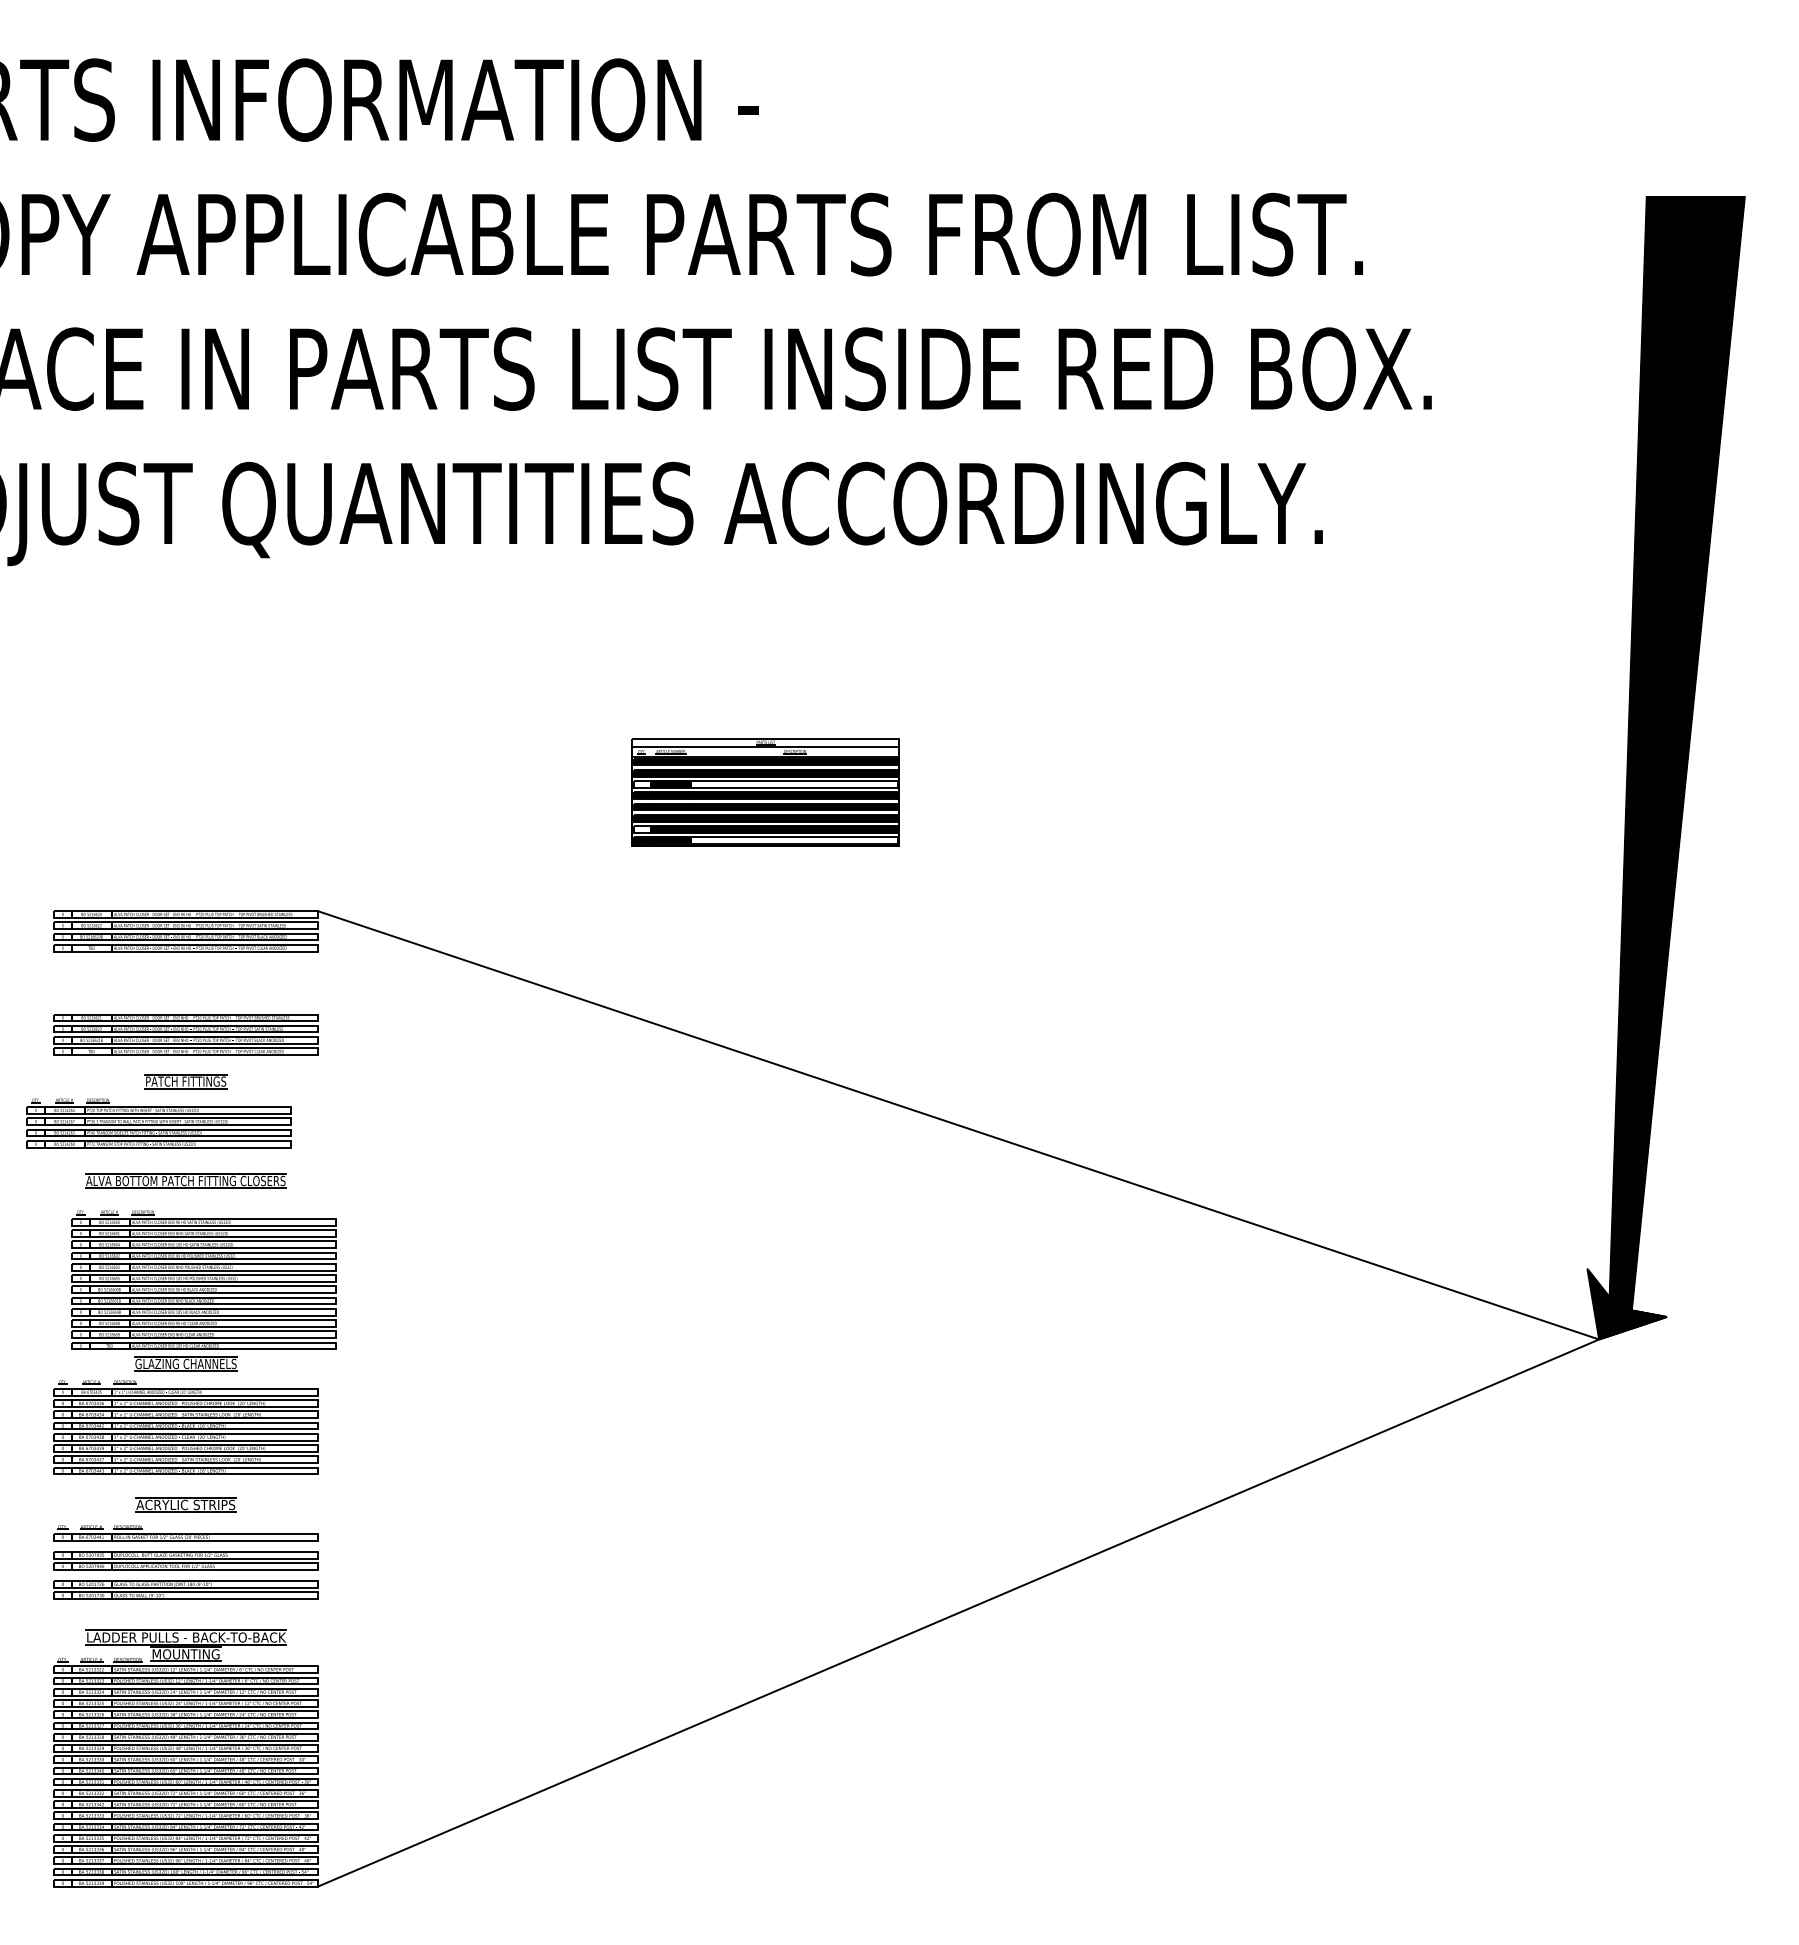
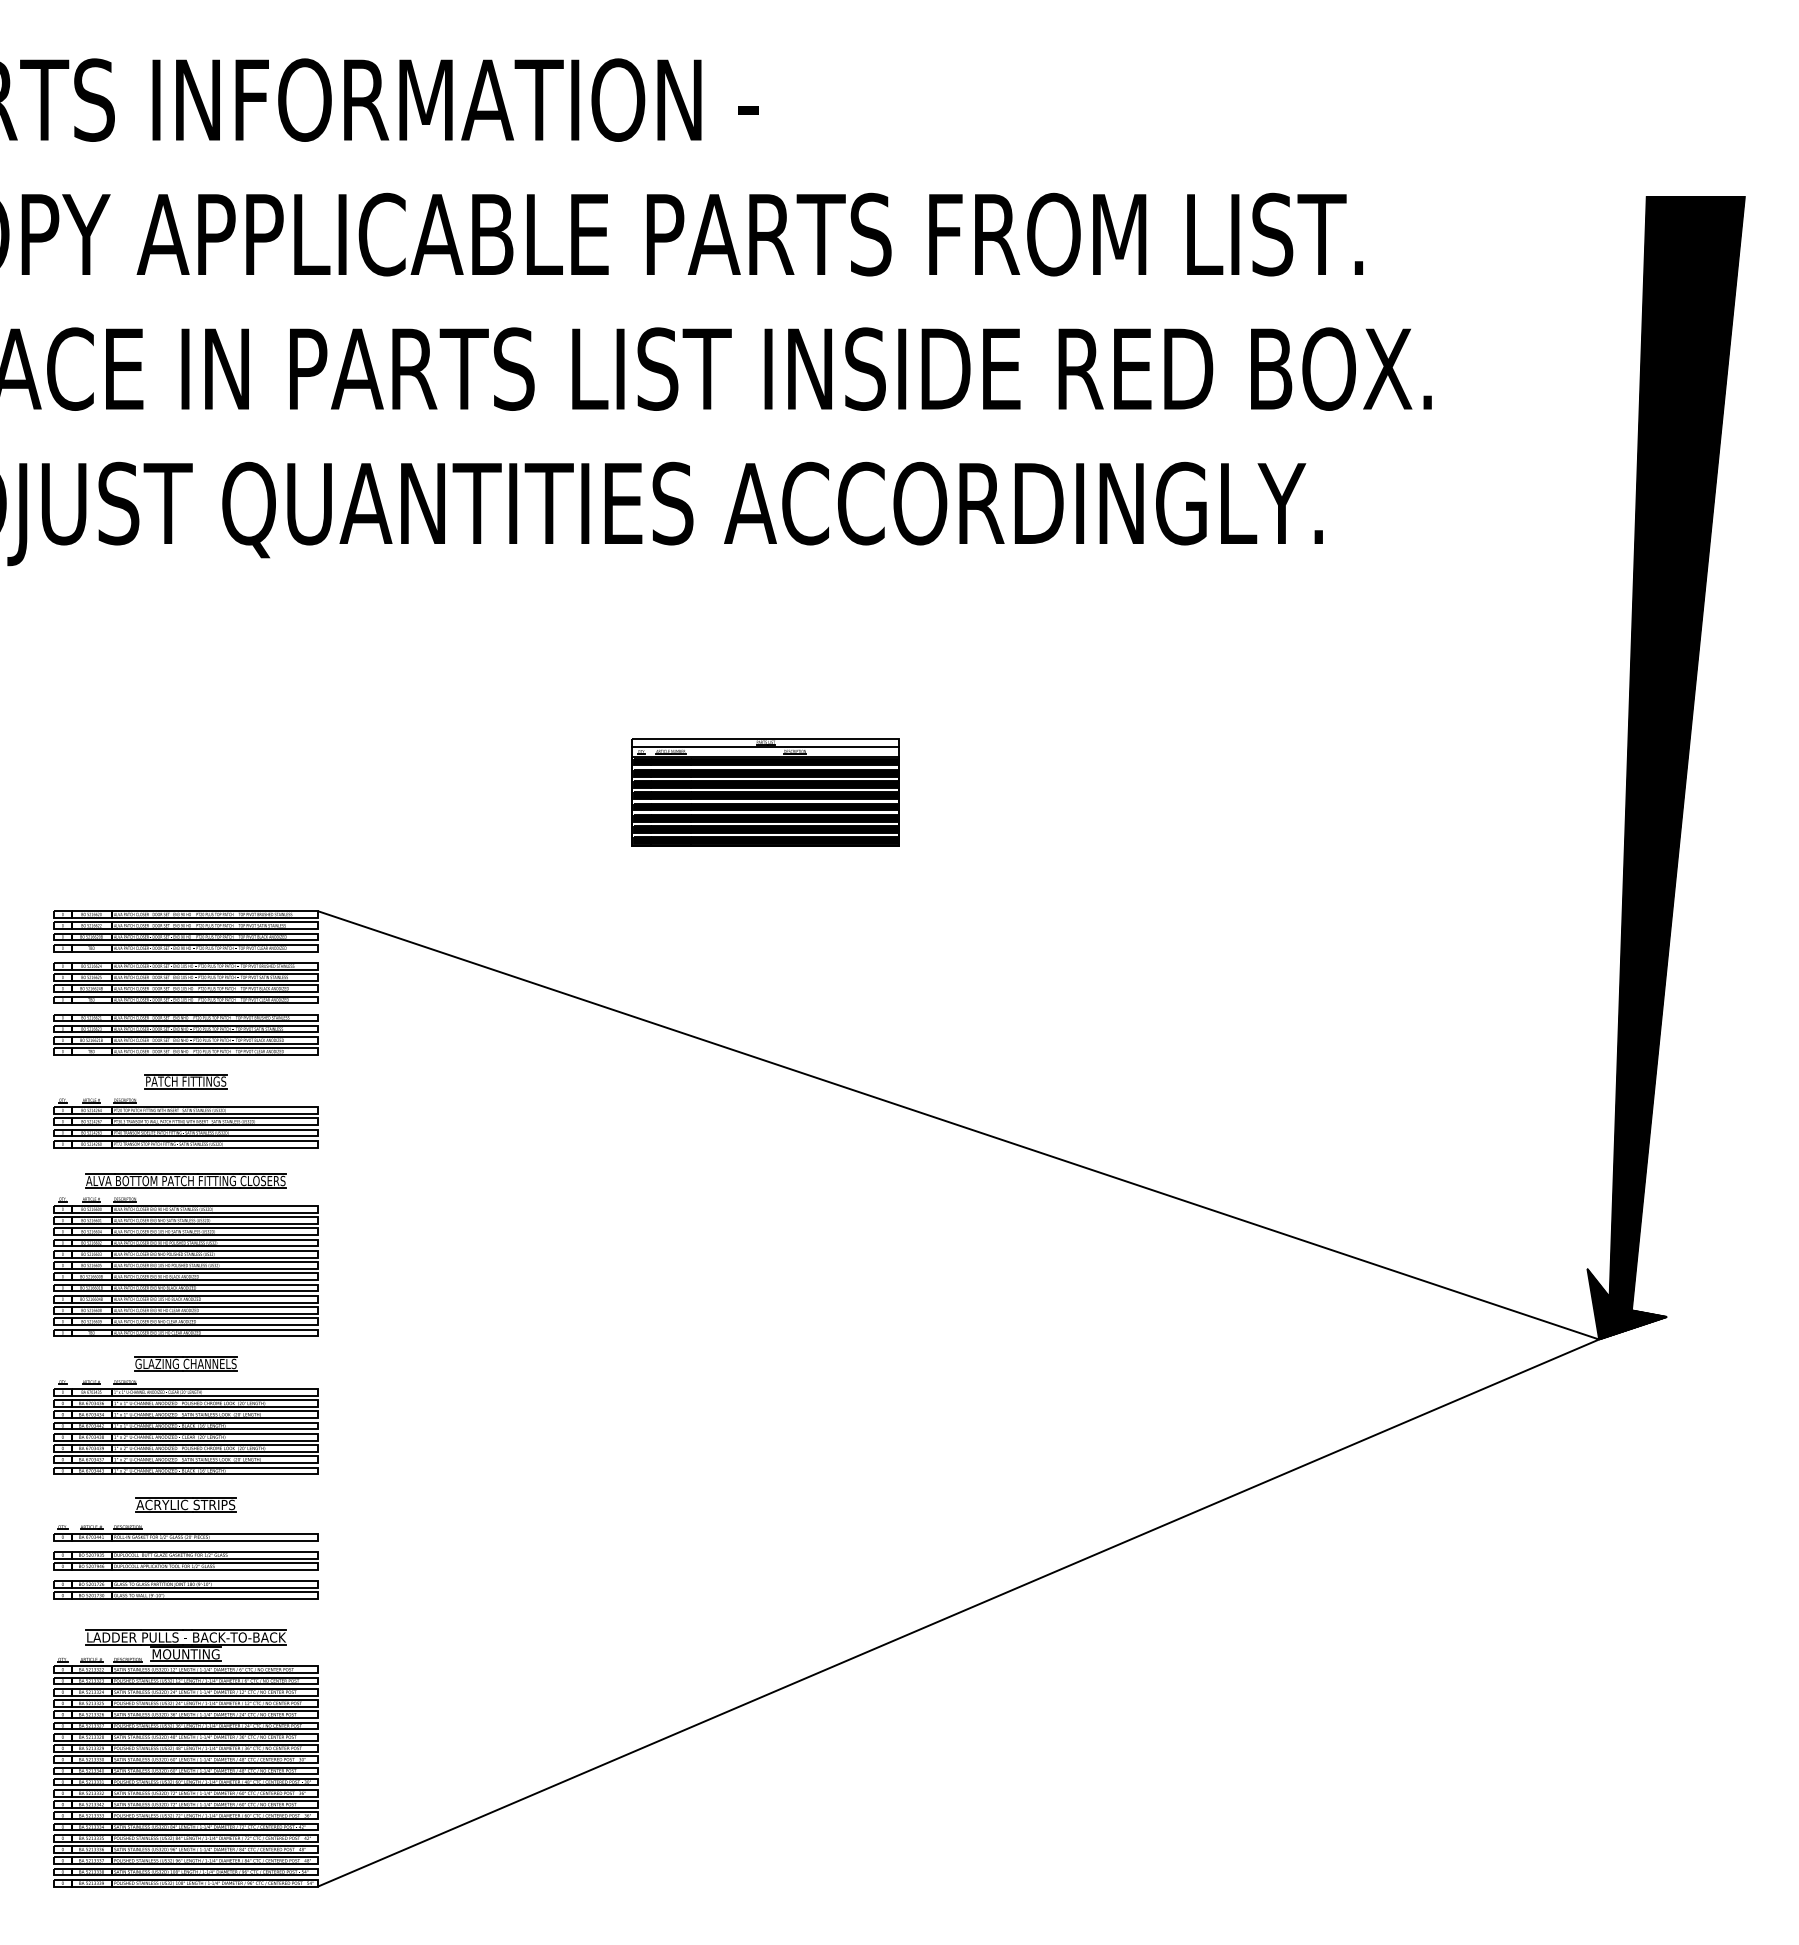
fill: none -> present (642, 784)
fill: none -> present (794, 784)
fill: none -> present (642, 829)
fill: none -> present (794, 840)
part: none -> present (185, 982)
part position: (158, 1123) -> (185, 1123) (185, 1123)
part position: (203, 1279) -> (185, 1266) (185, 1266)
